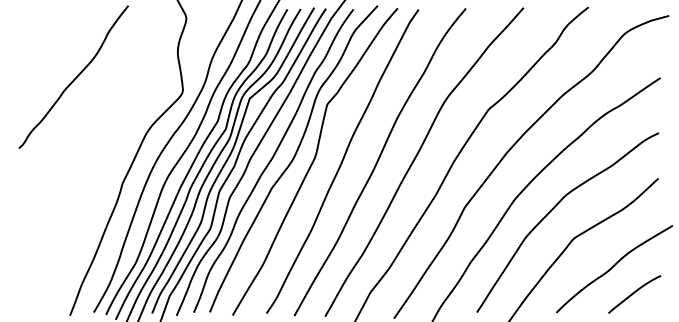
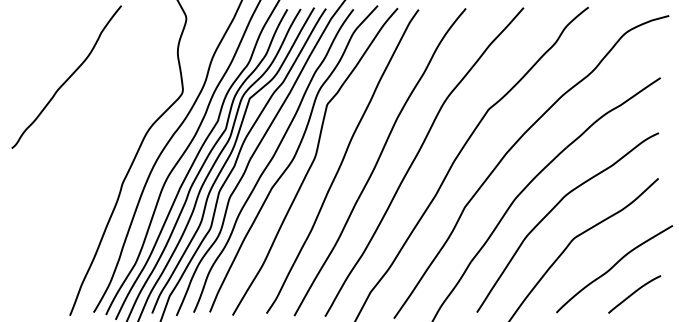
curve position: (75, 77) -> (68, 77) (68, 77)
